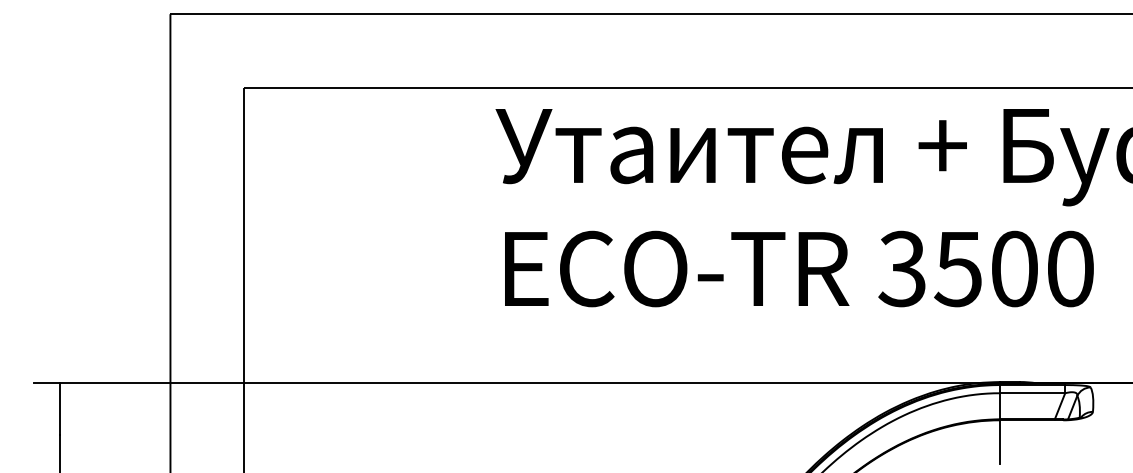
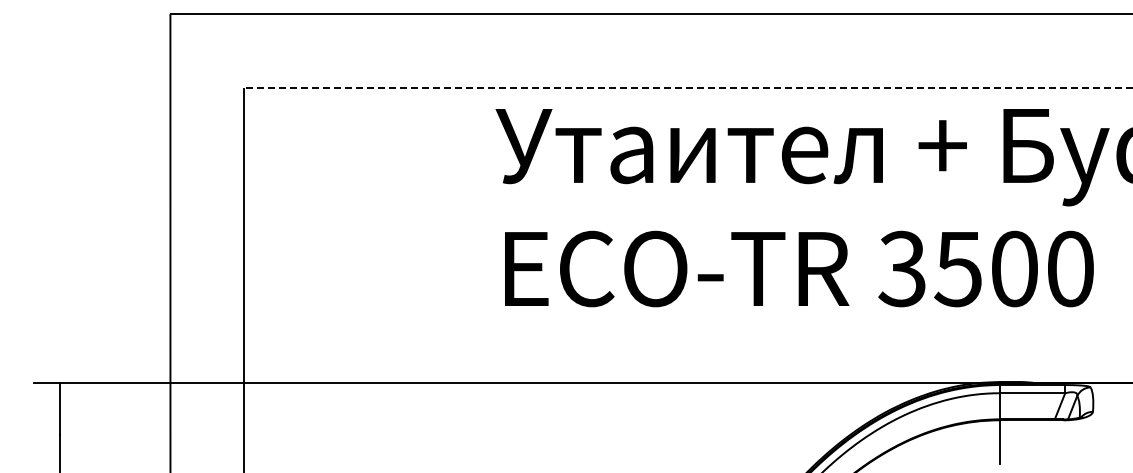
line: solid -> dashed (688, 88)
